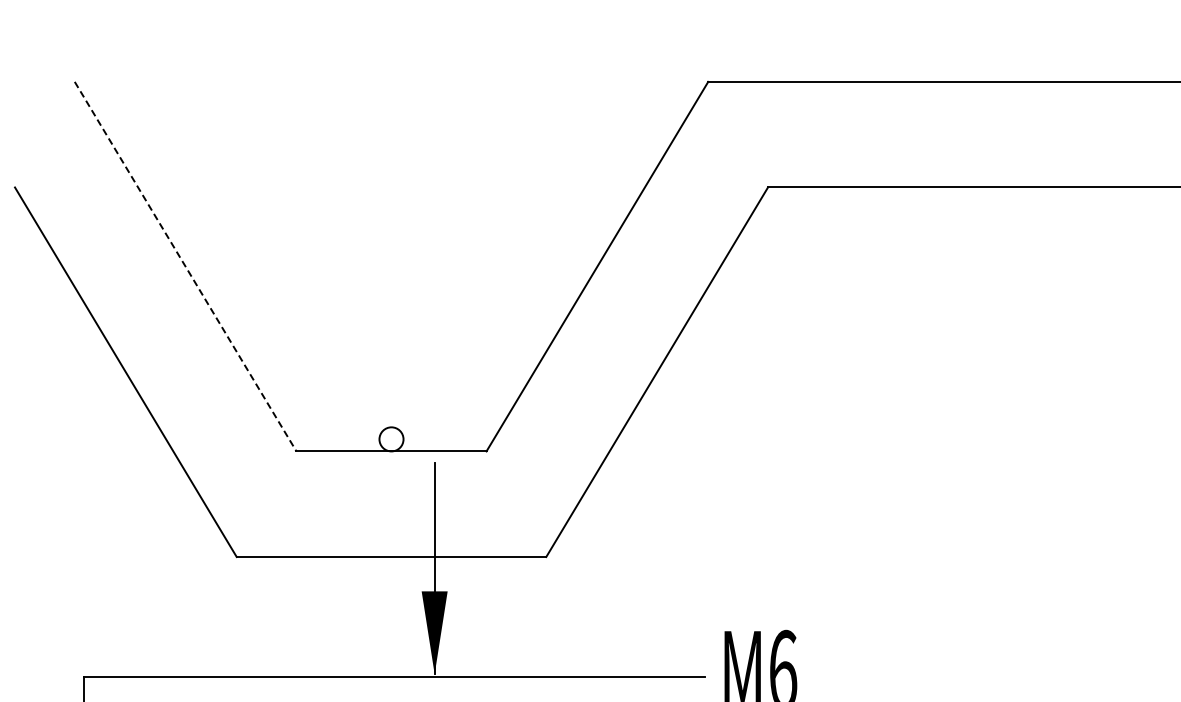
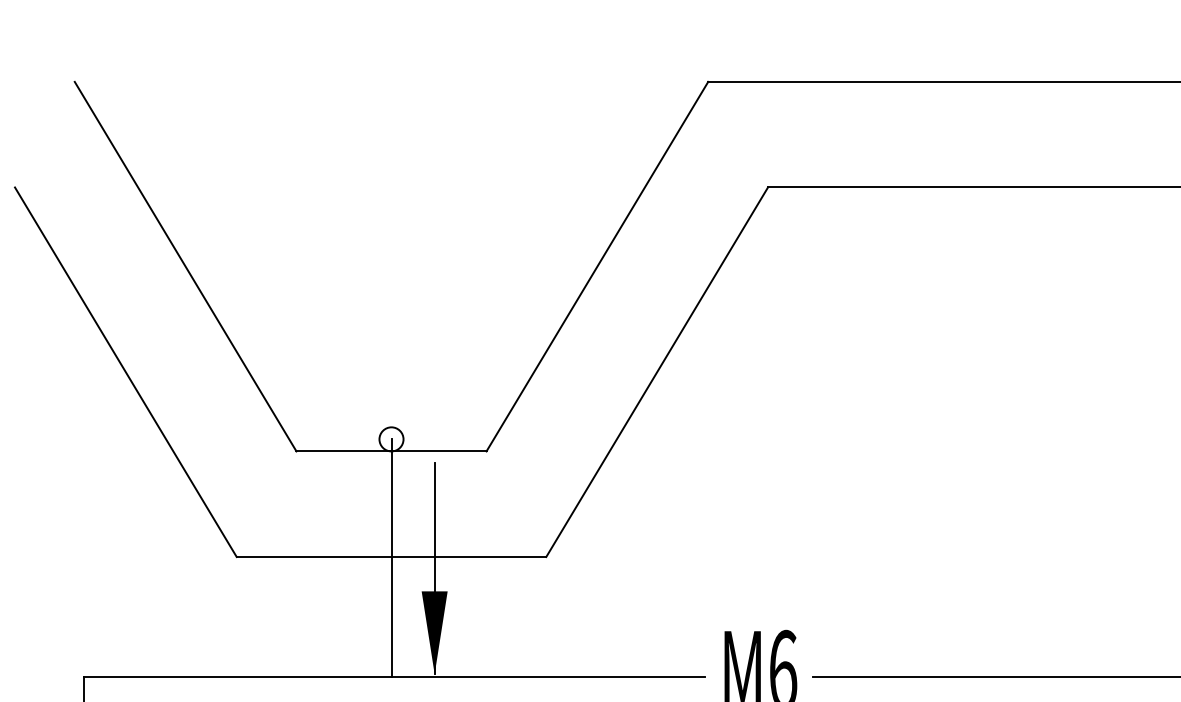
line: dashed -> solid (185, 267)
line: none -> present (391, 557)
line: none -> present (995, 676)
